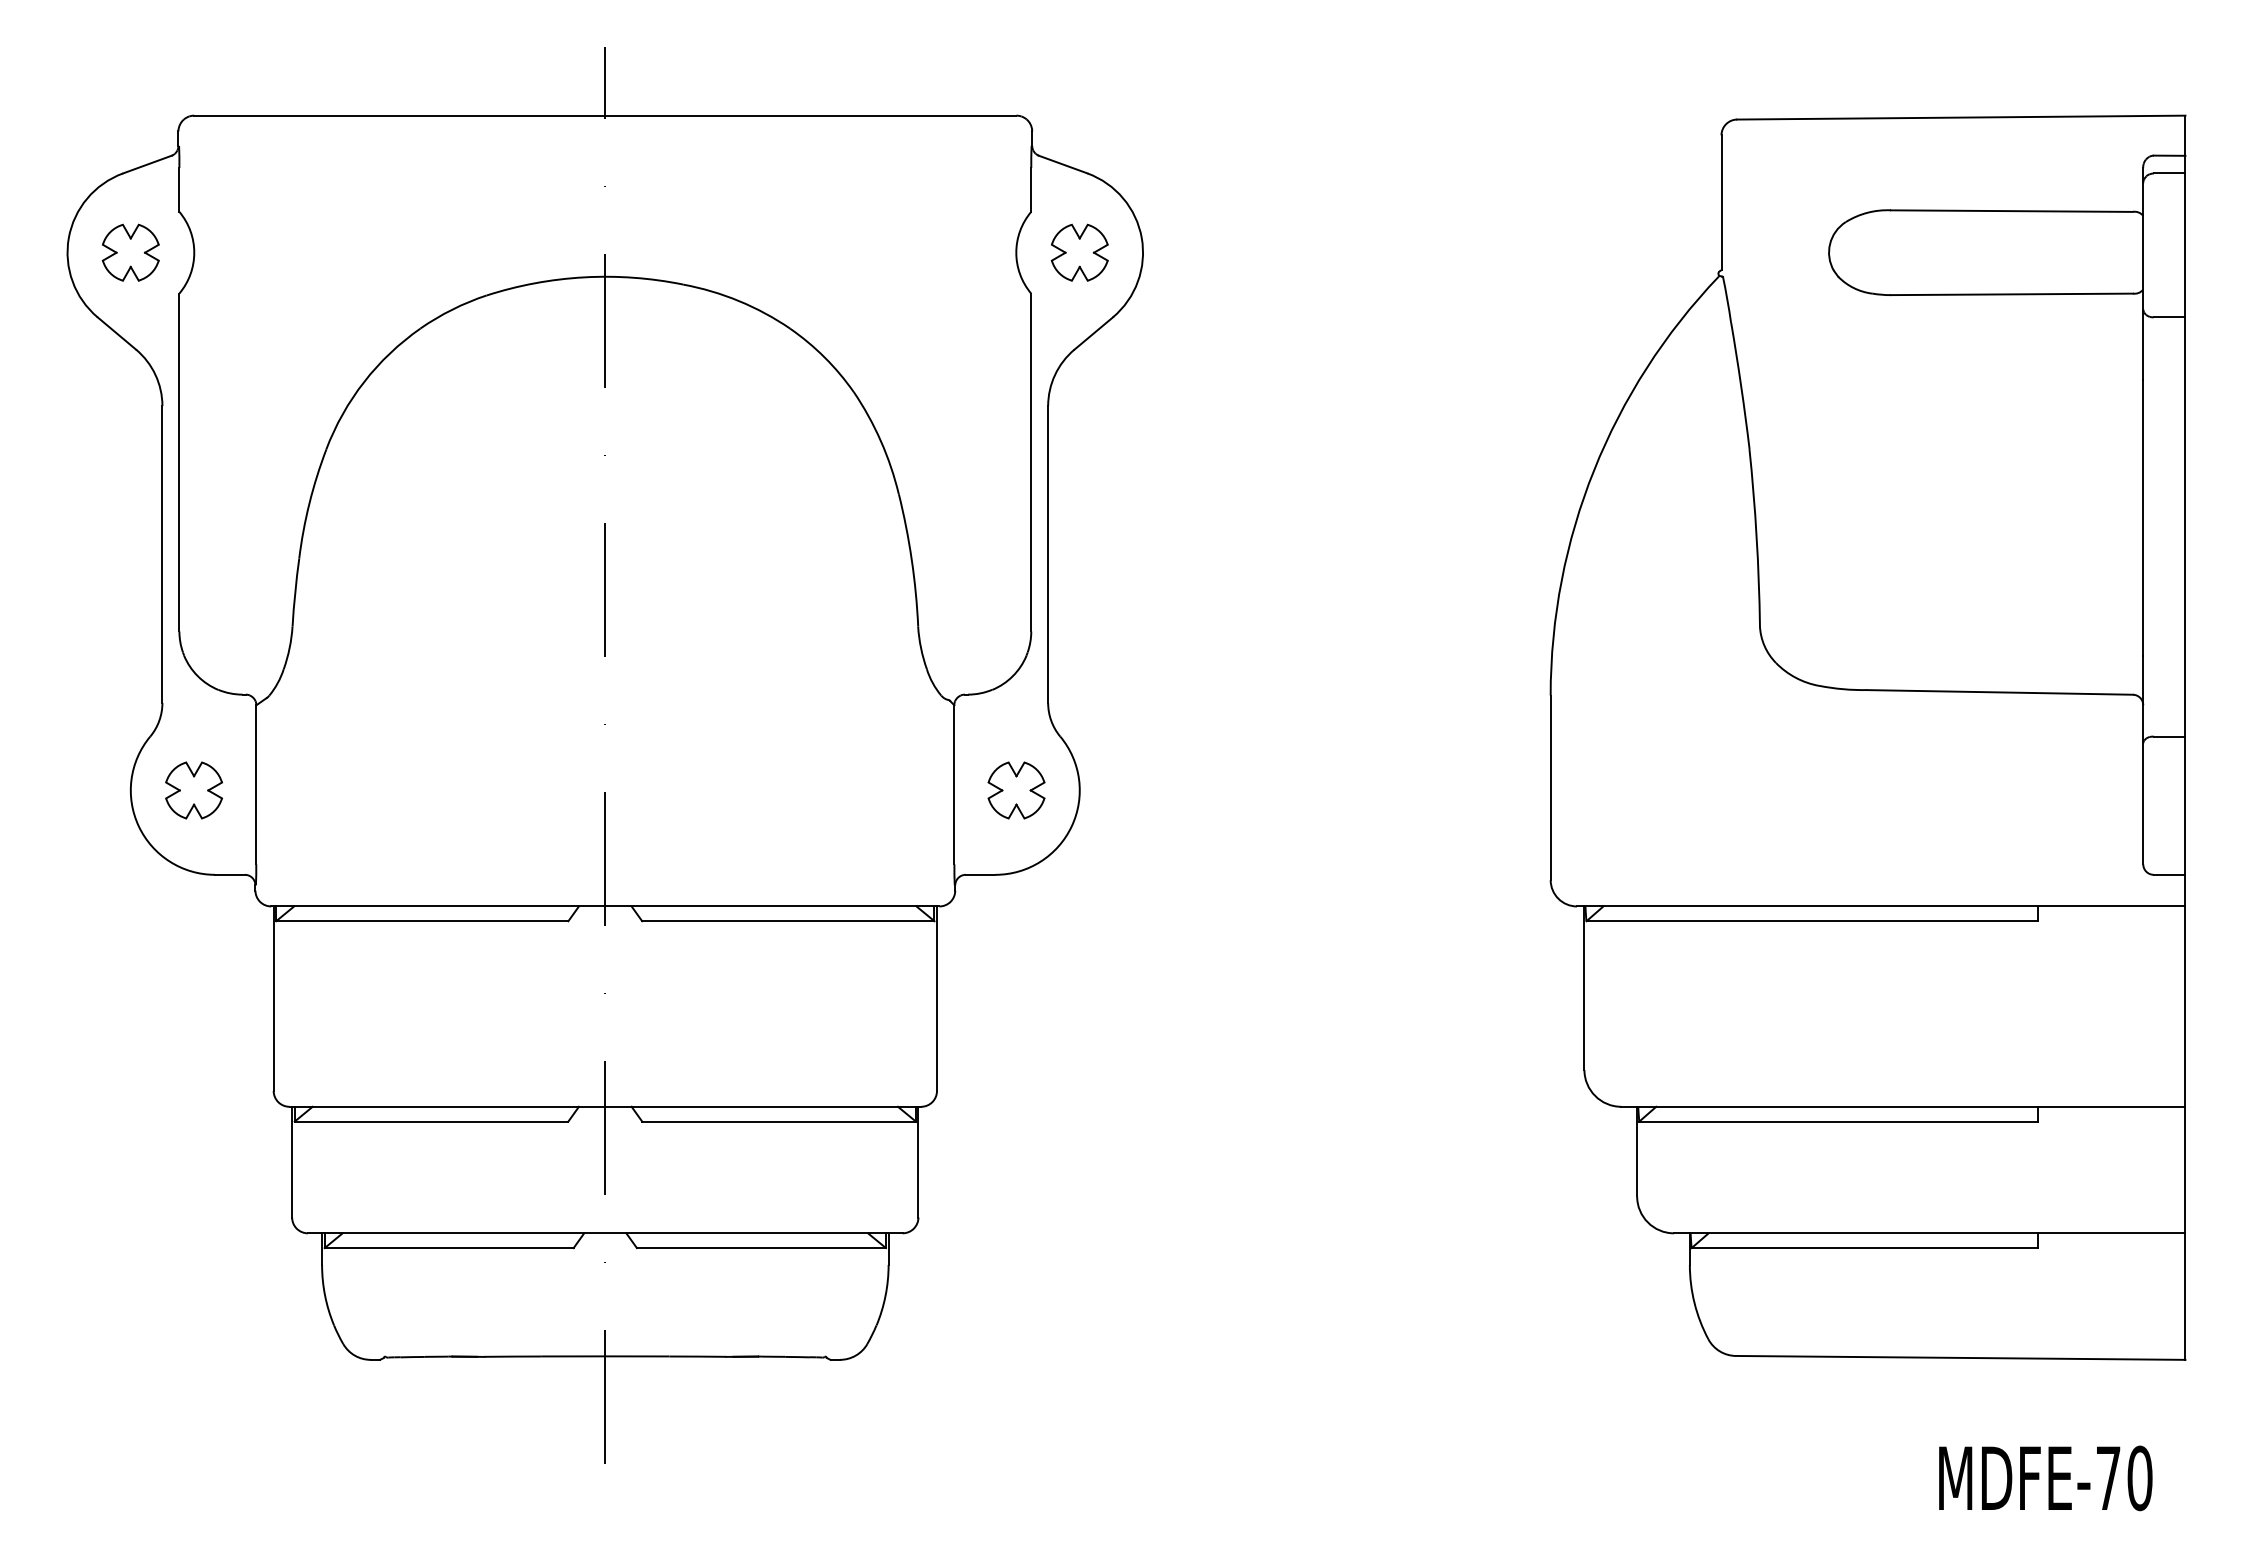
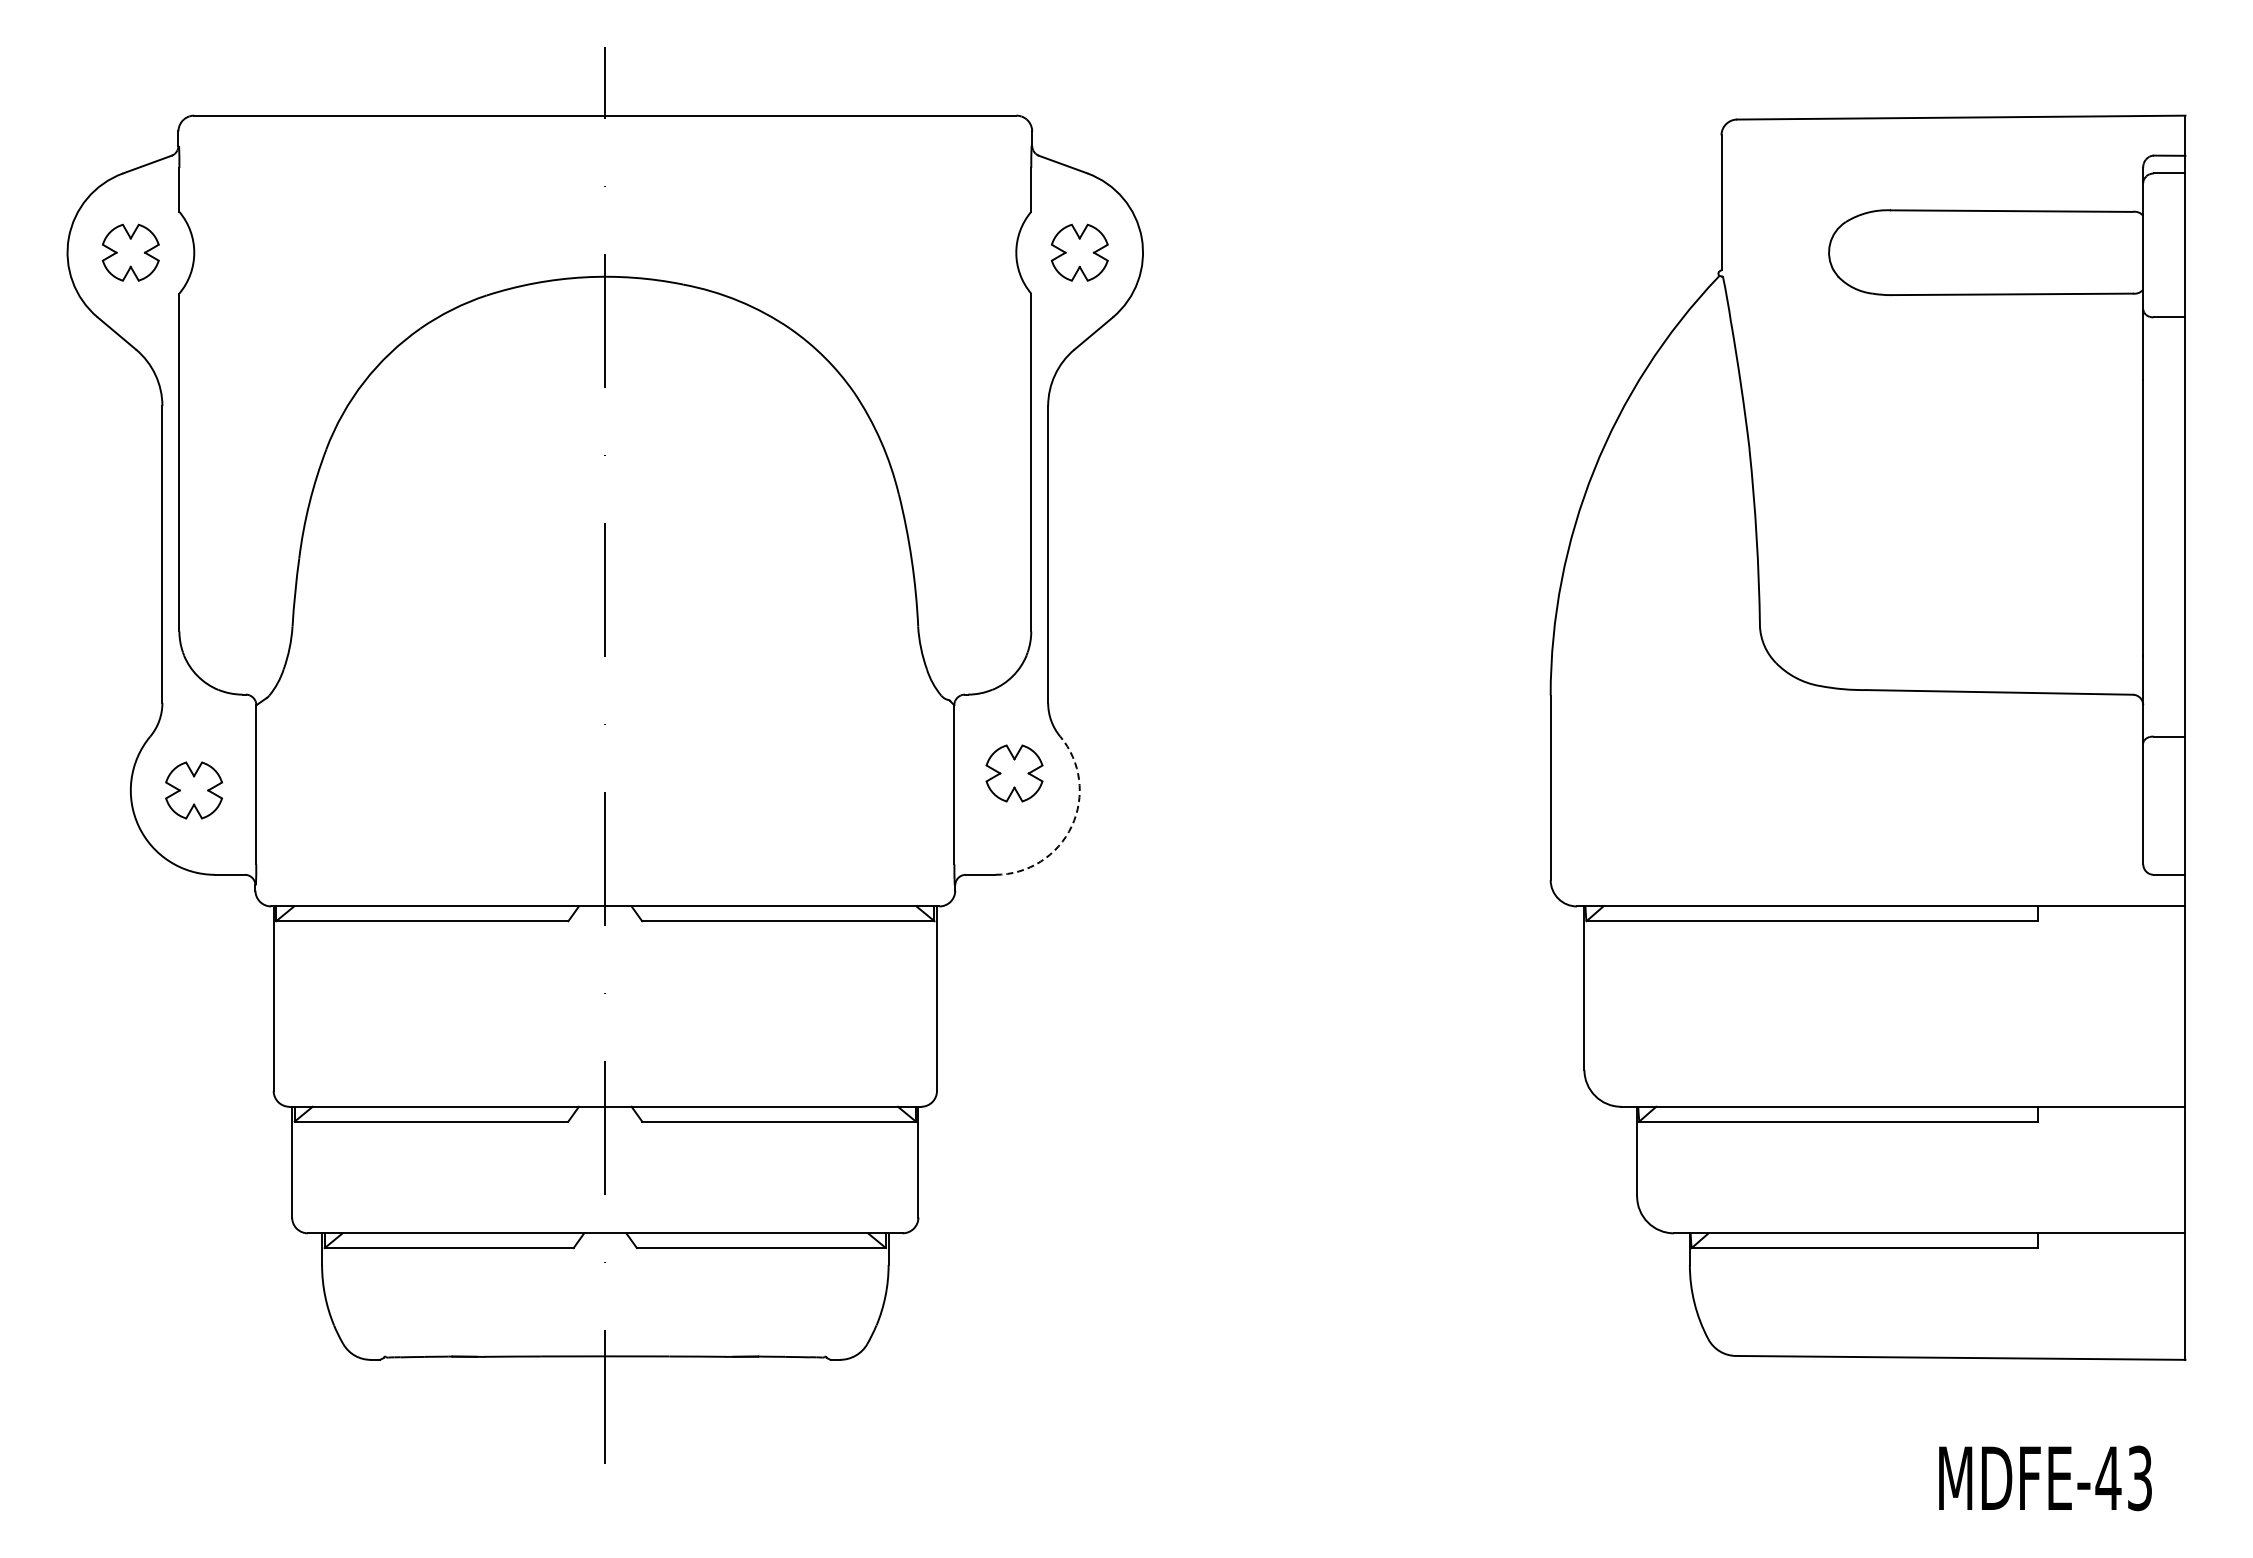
part position: (1016, 790) -> (1014, 773) (1014, 773)
arc: solid -> dashed (1071, 826)
text: MDFE-70 -> MDFE-43 (2123, 1478)
